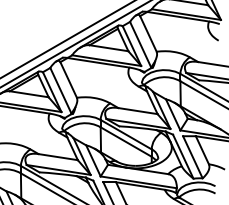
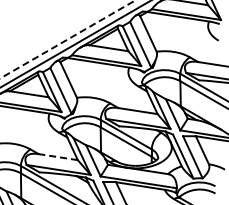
line: solid -> dashed (67, 39)
line: solid -> dashed (58, 157)
